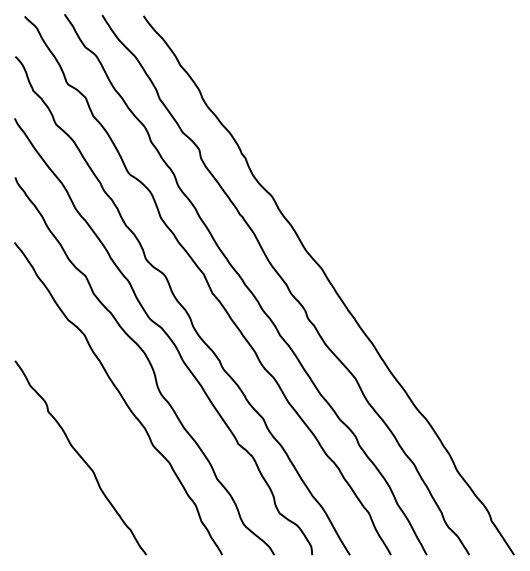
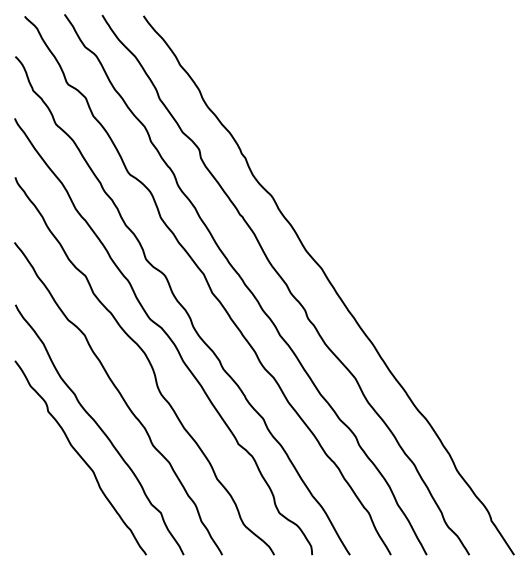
curve: none -> present (99, 428)
